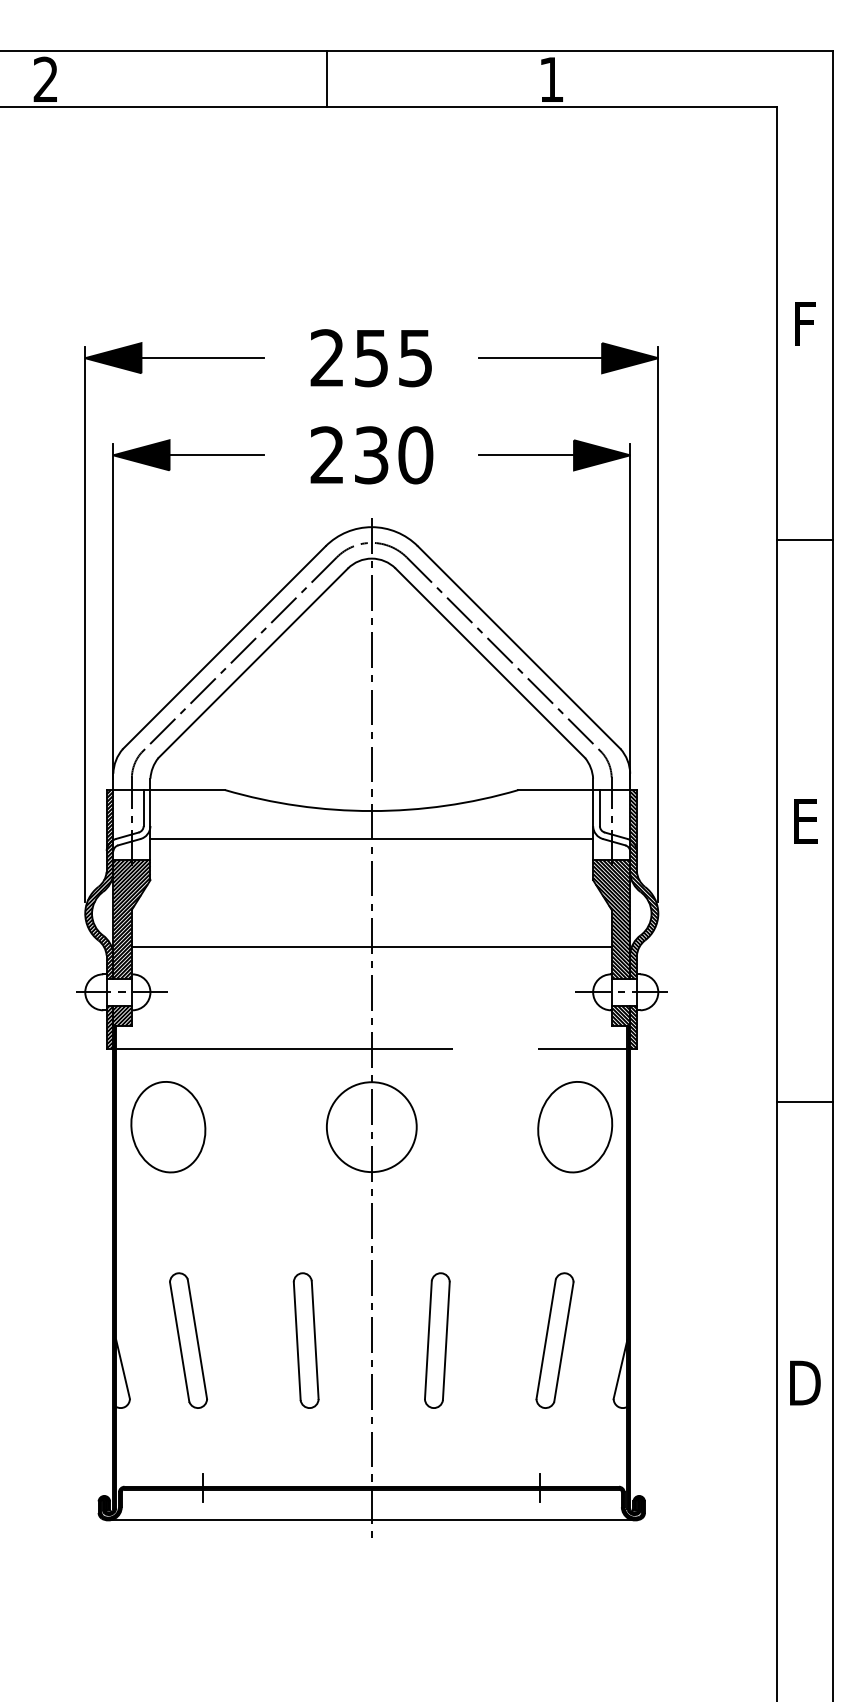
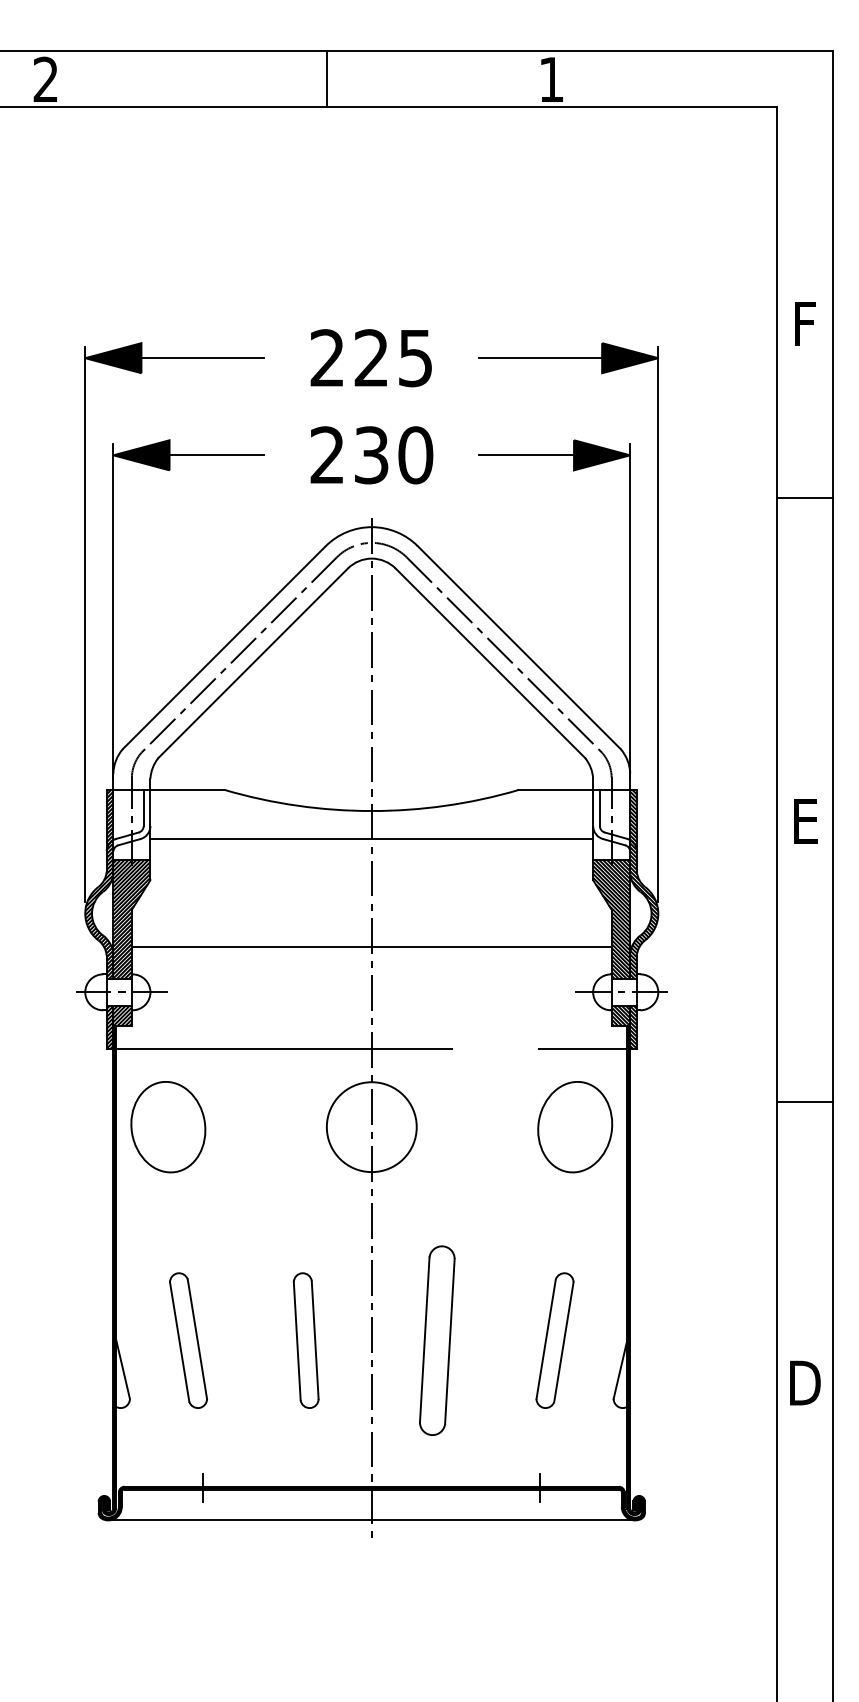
text: 255 -> 225 (370, 358)
line position: (804, 539) -> (804, 497) (804, 497)
part size: 27x137 px -> 37x191 px (437, 1340)
